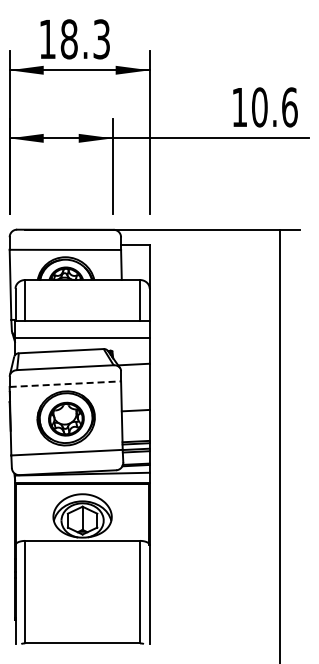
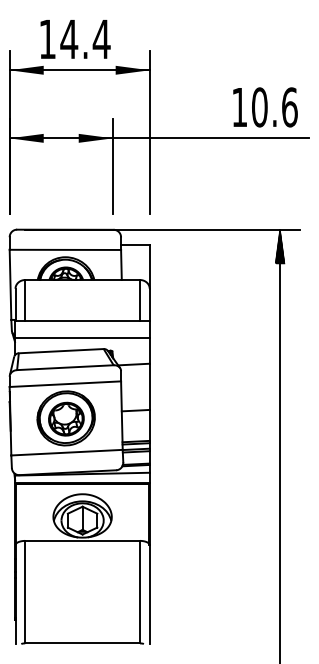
text: 18.3 -> 14.4 (85, 39)
hatch: none -> present (279, 246)
line: dashed -> solid (65, 384)
